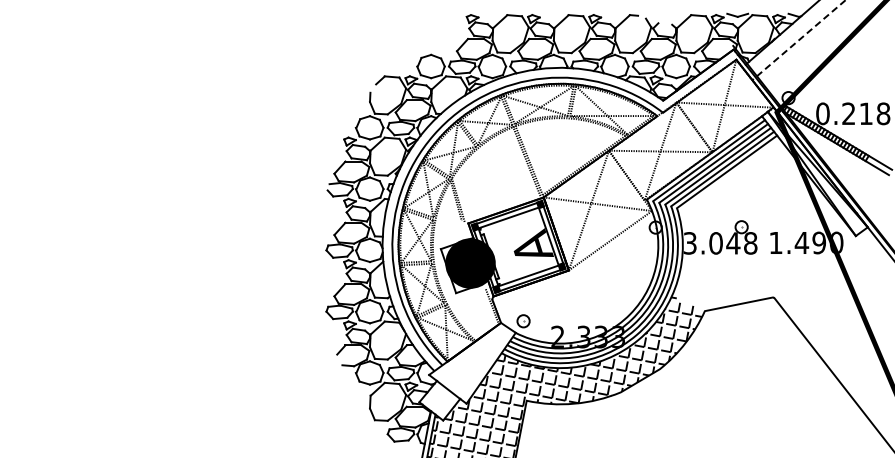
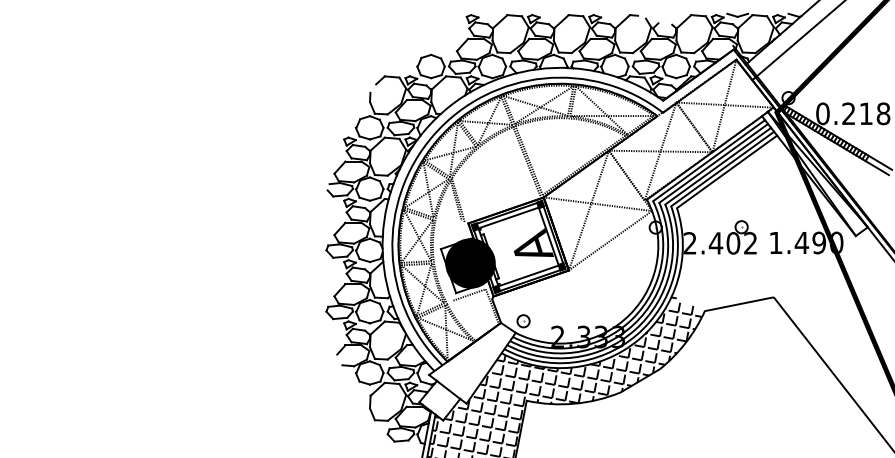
line: dashed -> solid (798, 40)
text: 3.048 -> 2.402 (720, 243)
line: none -> present (469, 294)
